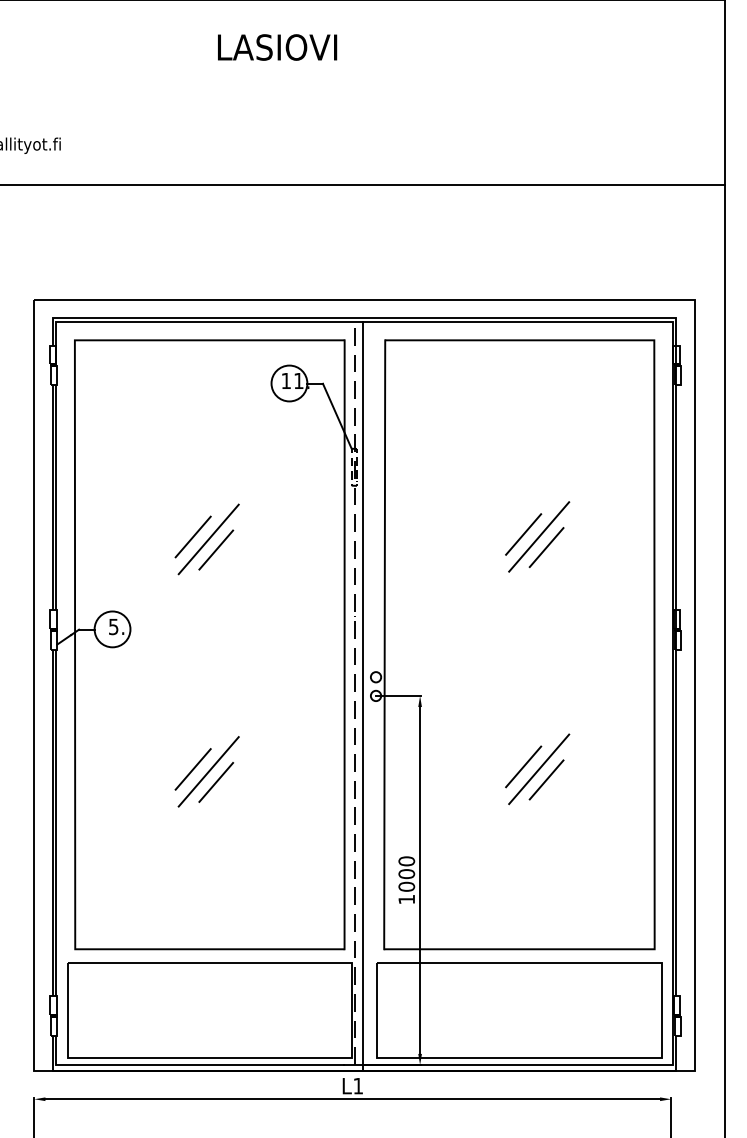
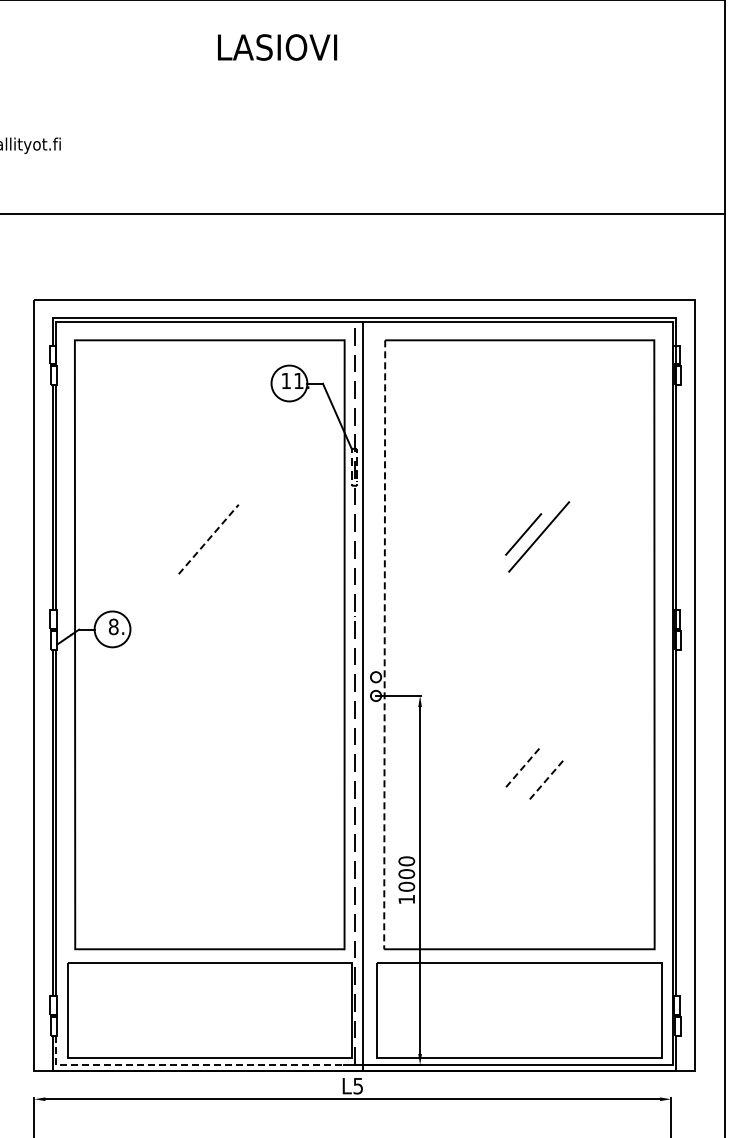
line position: (363, 185) -> (363, 214) (363, 214)
line: present -> none (192, 536)
line: solid -> dashed (208, 539)
line: present -> none (546, 547)
line: present -> none (216, 549)
text: 5. -> 8. (113, 626)
line: solid -> dashed (384, 645)
line: solid -> dashed (523, 766)
line: present -> none (192, 769)
line: present -> none (539, 769)
line: present -> none (208, 771)
line: solid -> dashed (546, 779)
line: present -> none (216, 781)
line: solid -> dashed (185, 1065)
text: L1 -> L5 (357, 1086)
